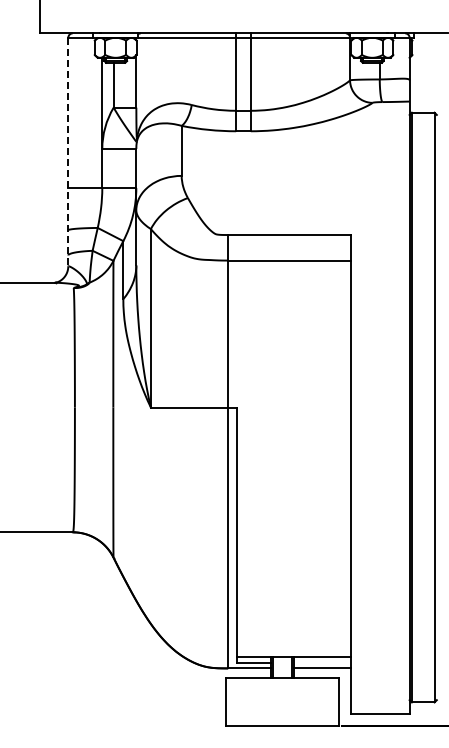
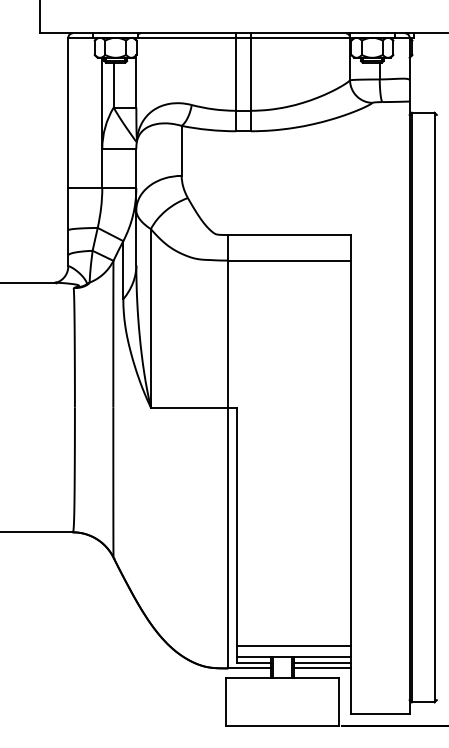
line: dashed -> solid (68, 152)
line: none -> present (293, 645)
line: none -> present (321, 663)
